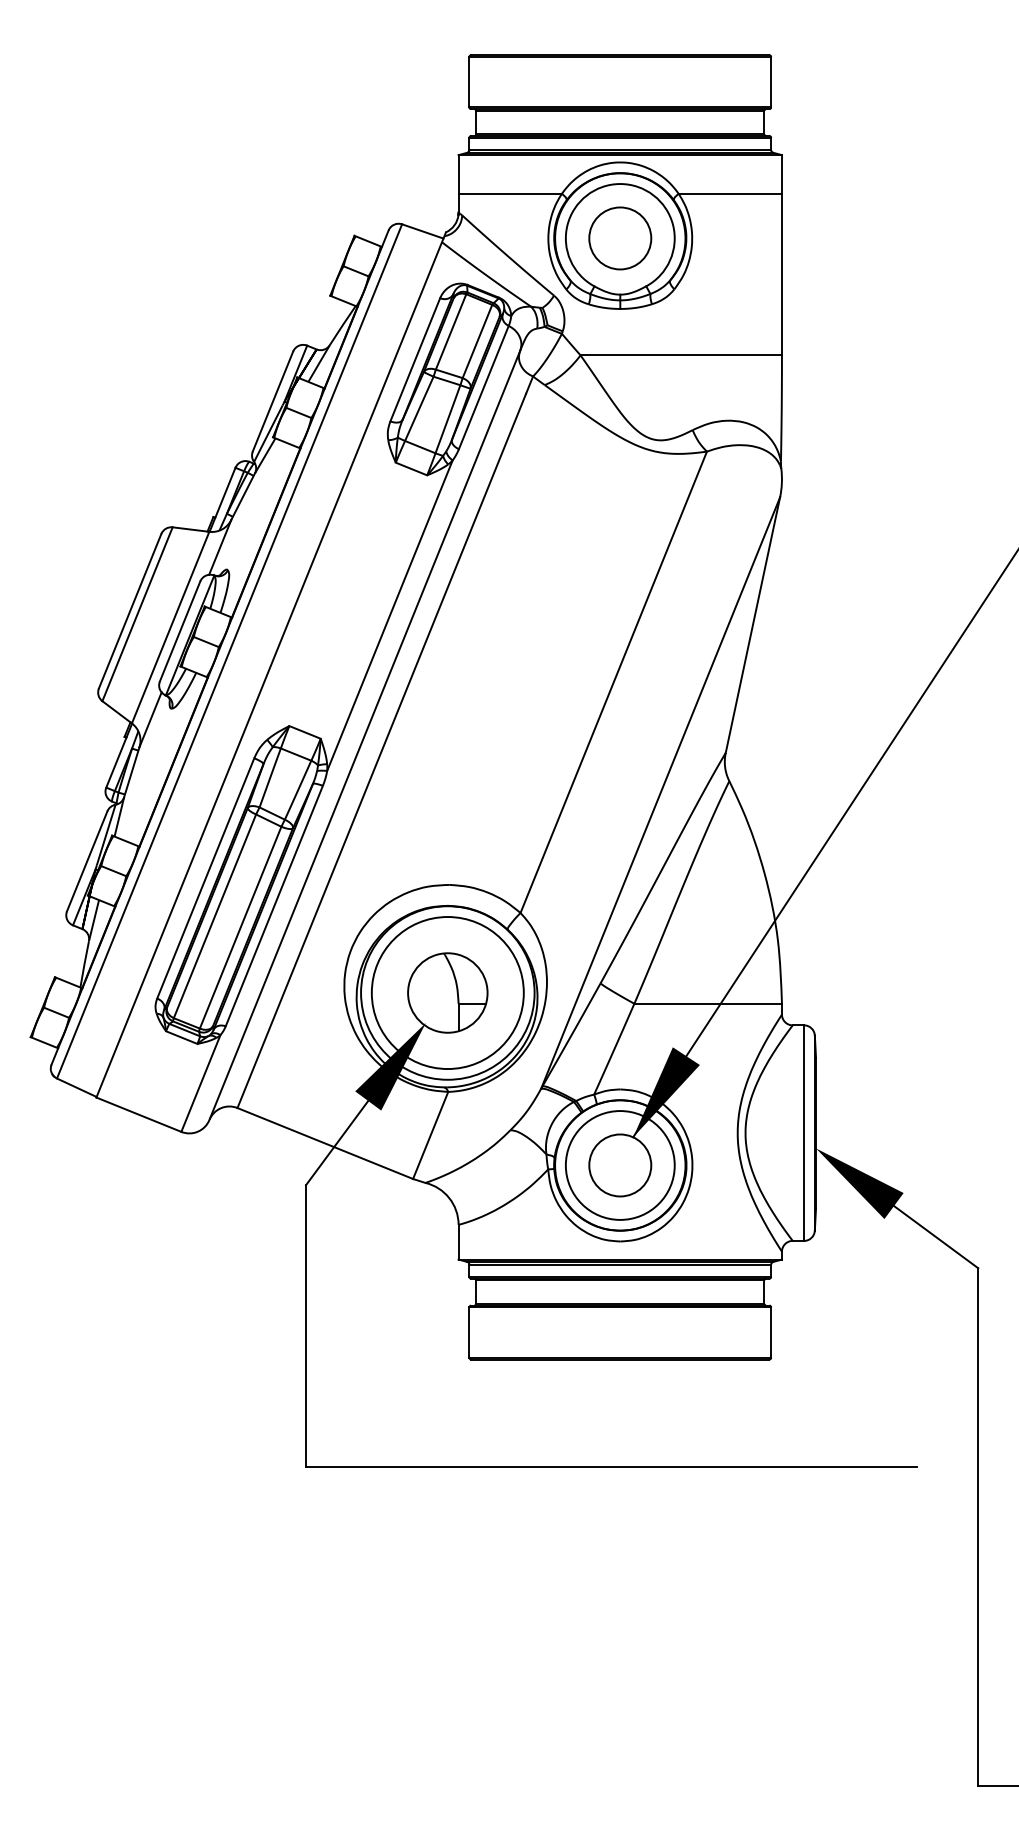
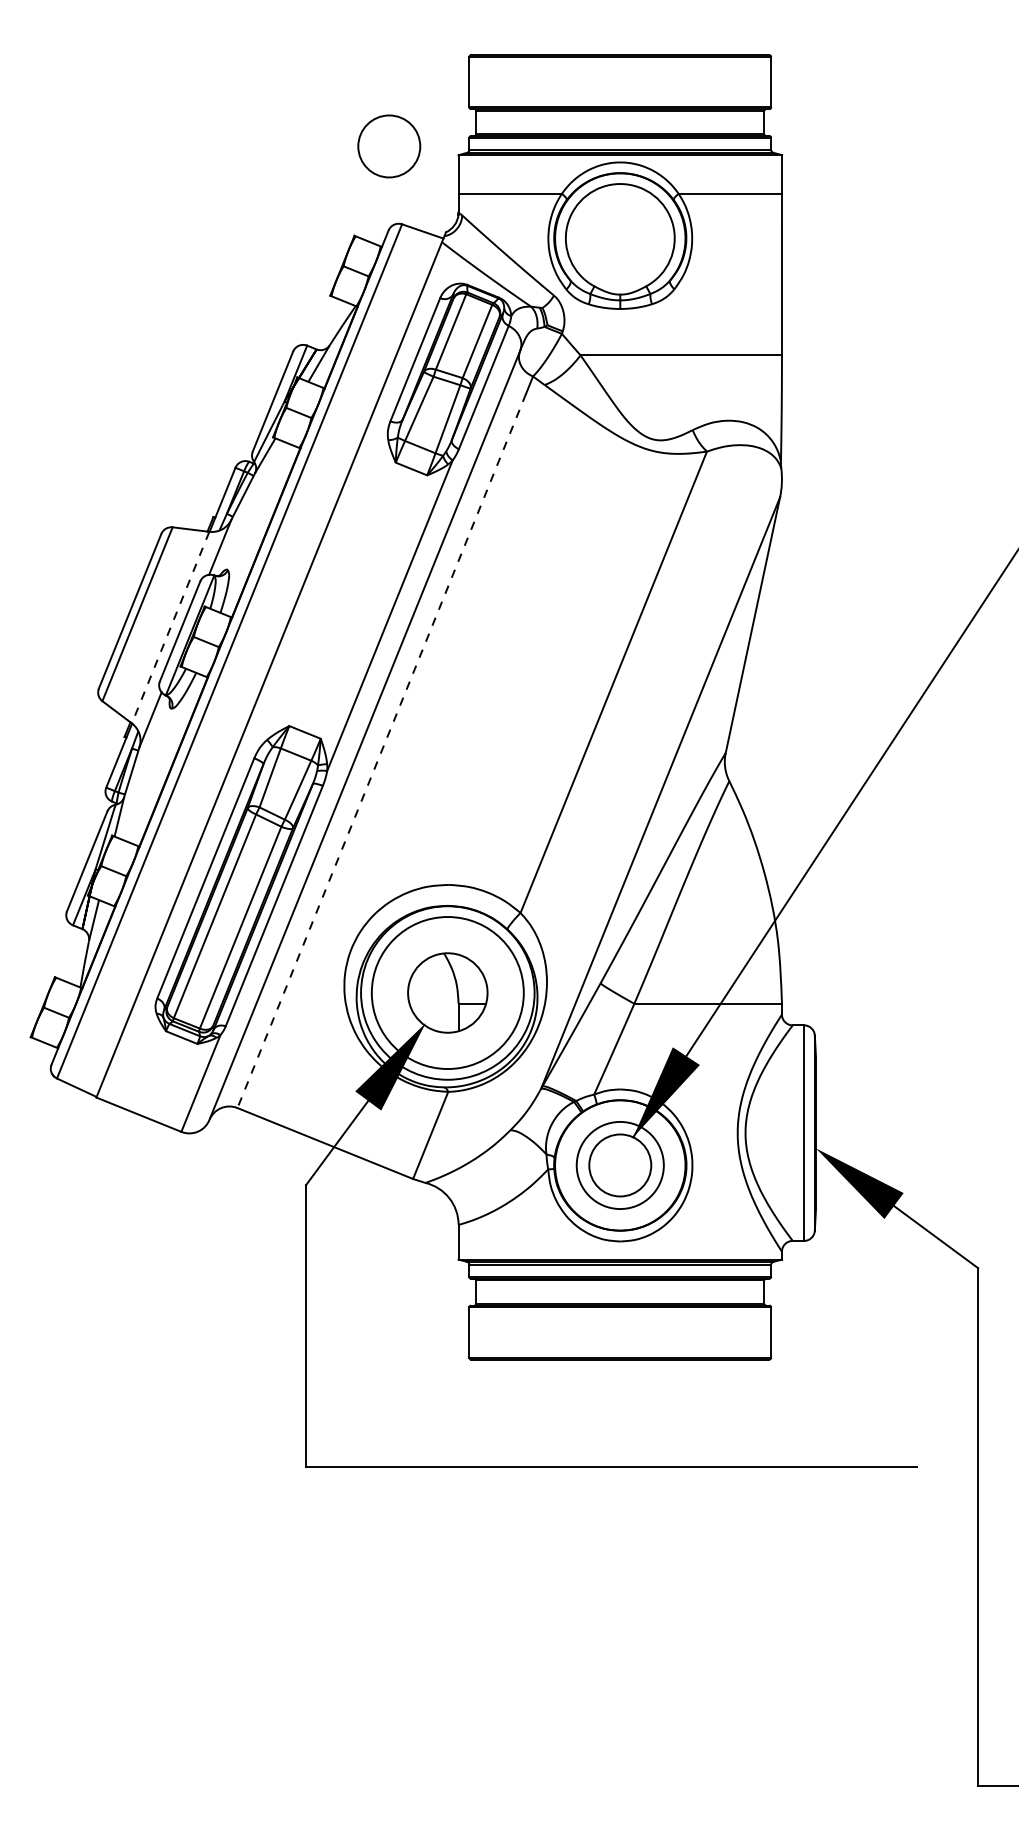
circle position: (620, 238) -> (389, 146) (389, 146)
line: solid -> dashed (170, 628)
line: solid -> dashed (381, 751)
circle diameter: 109 px -> 87 px (619, 1165)
